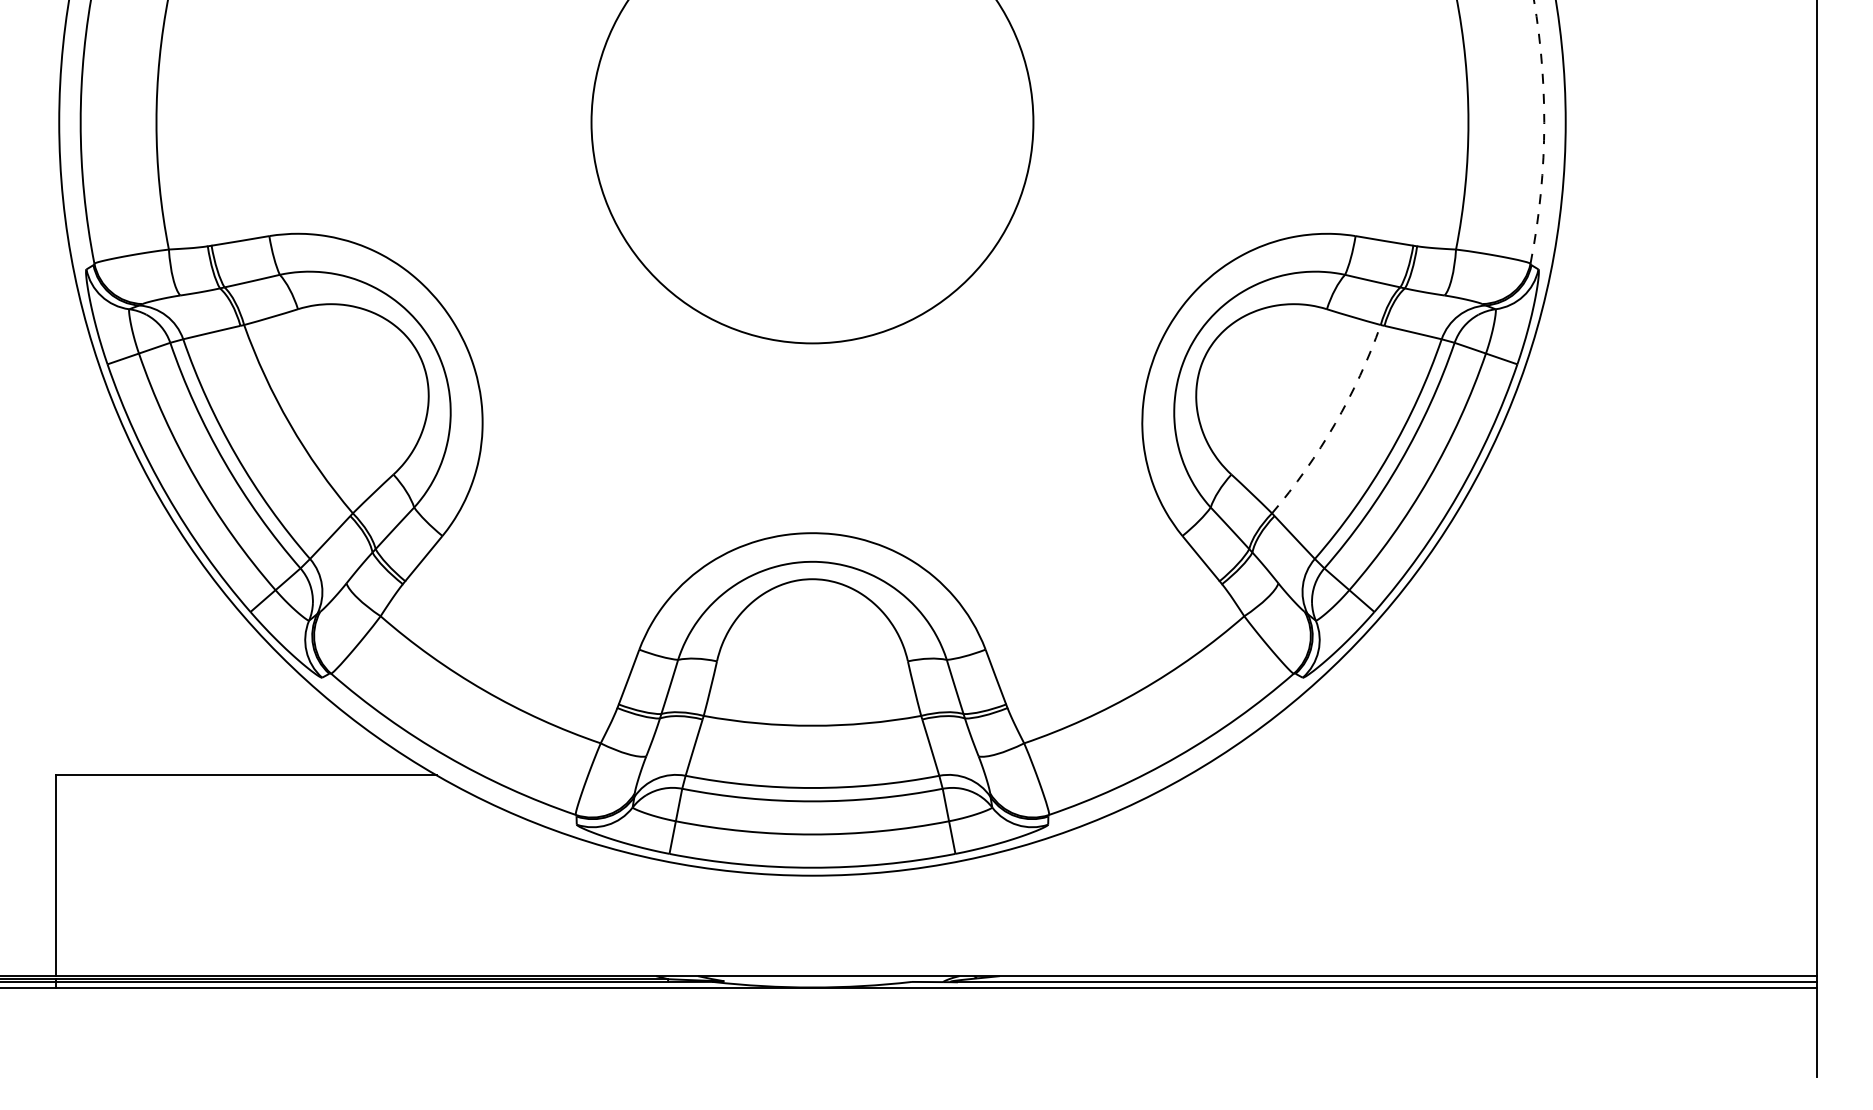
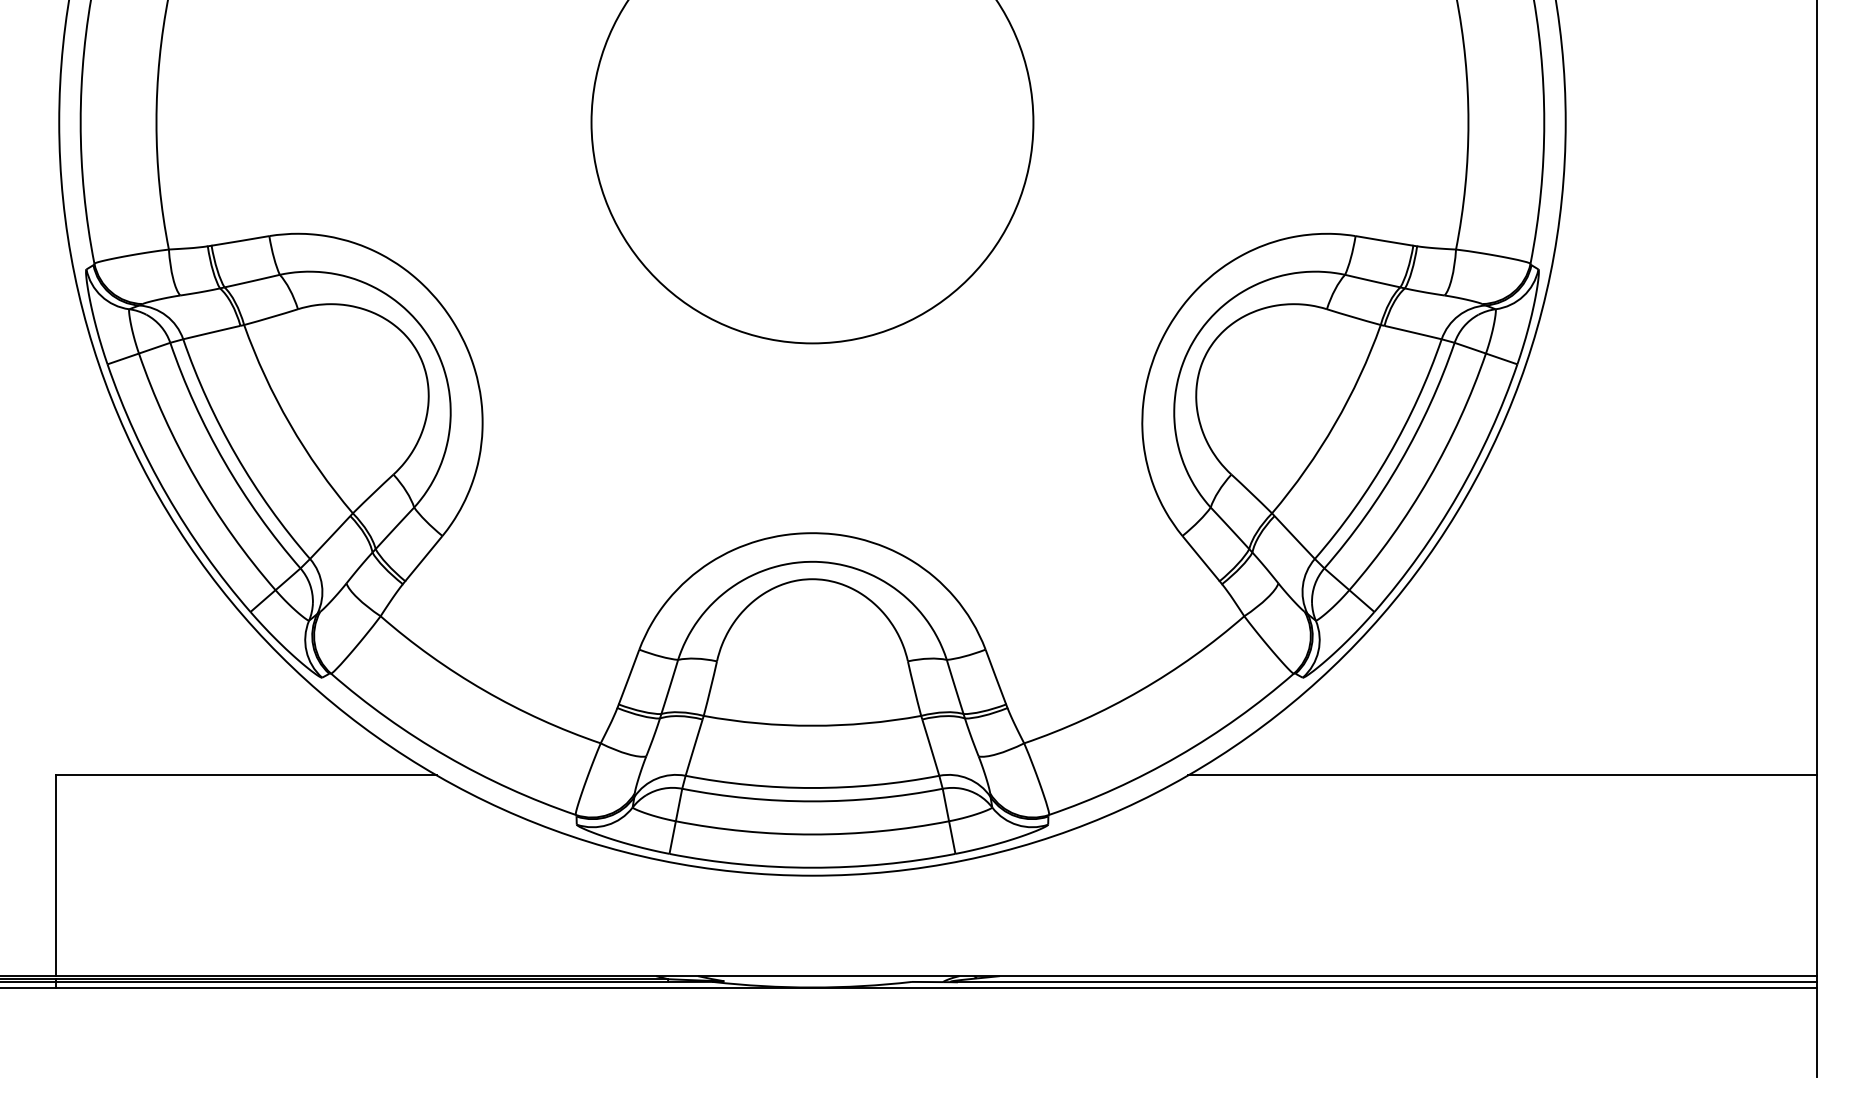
arc: dashed -> solid (1544, 132)
arc: dashed -> solid (1334, 424)
line: none -> present (1502, 775)
